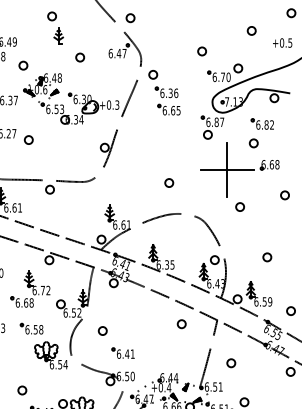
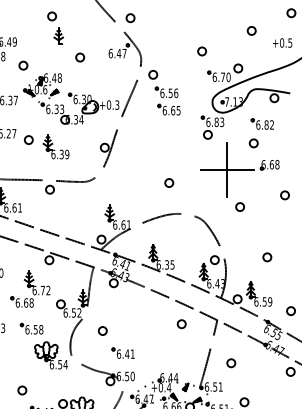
text: 6.36 -> 6.56 (170, 92)
text: 6.53 -> 6.33 (56, 108)
text: 6.87 -> 6.83 (222, 122)
part: none -> present (55, 146)
